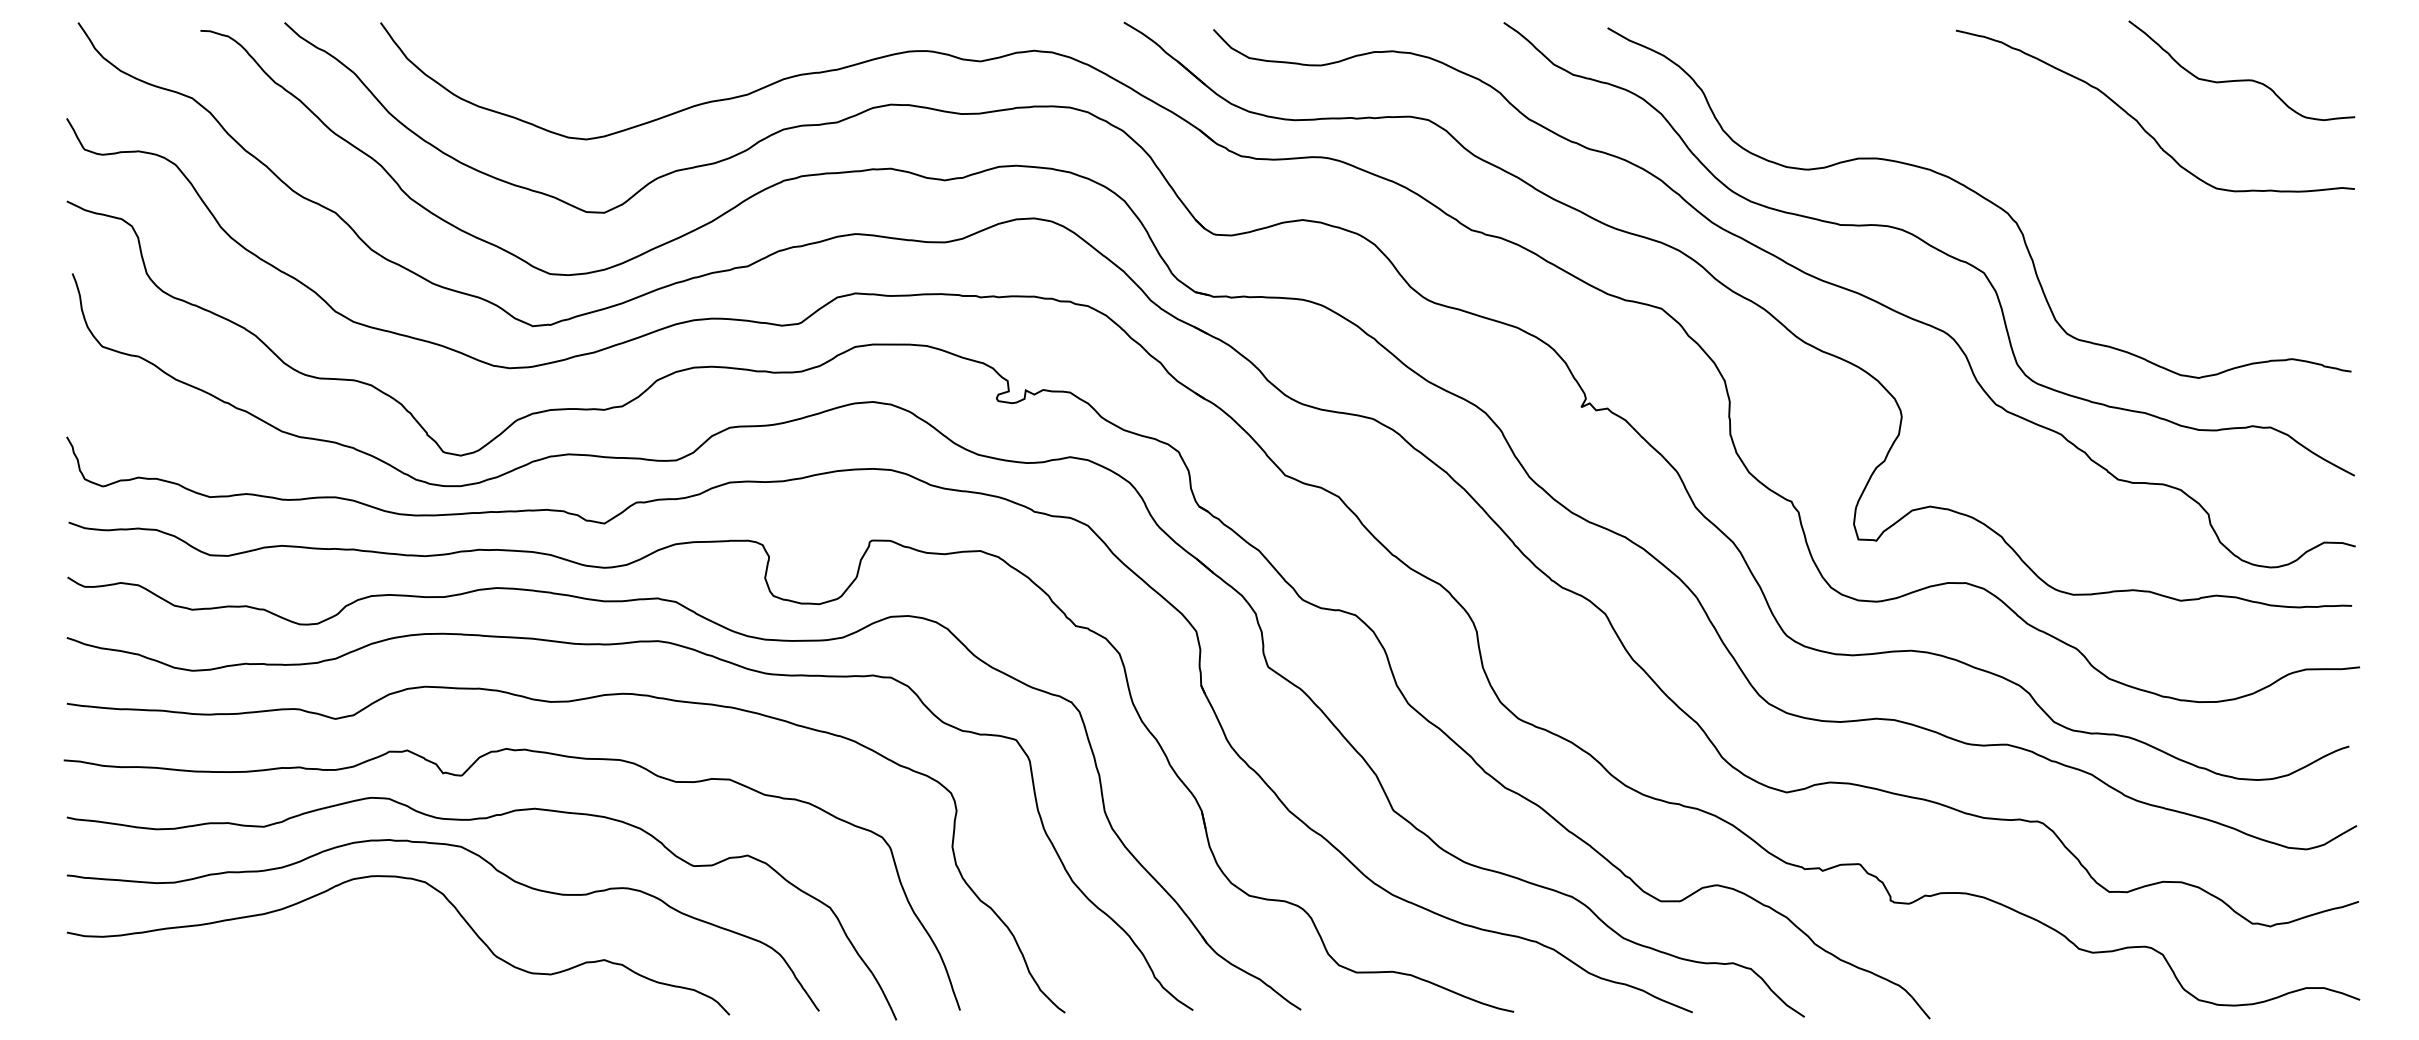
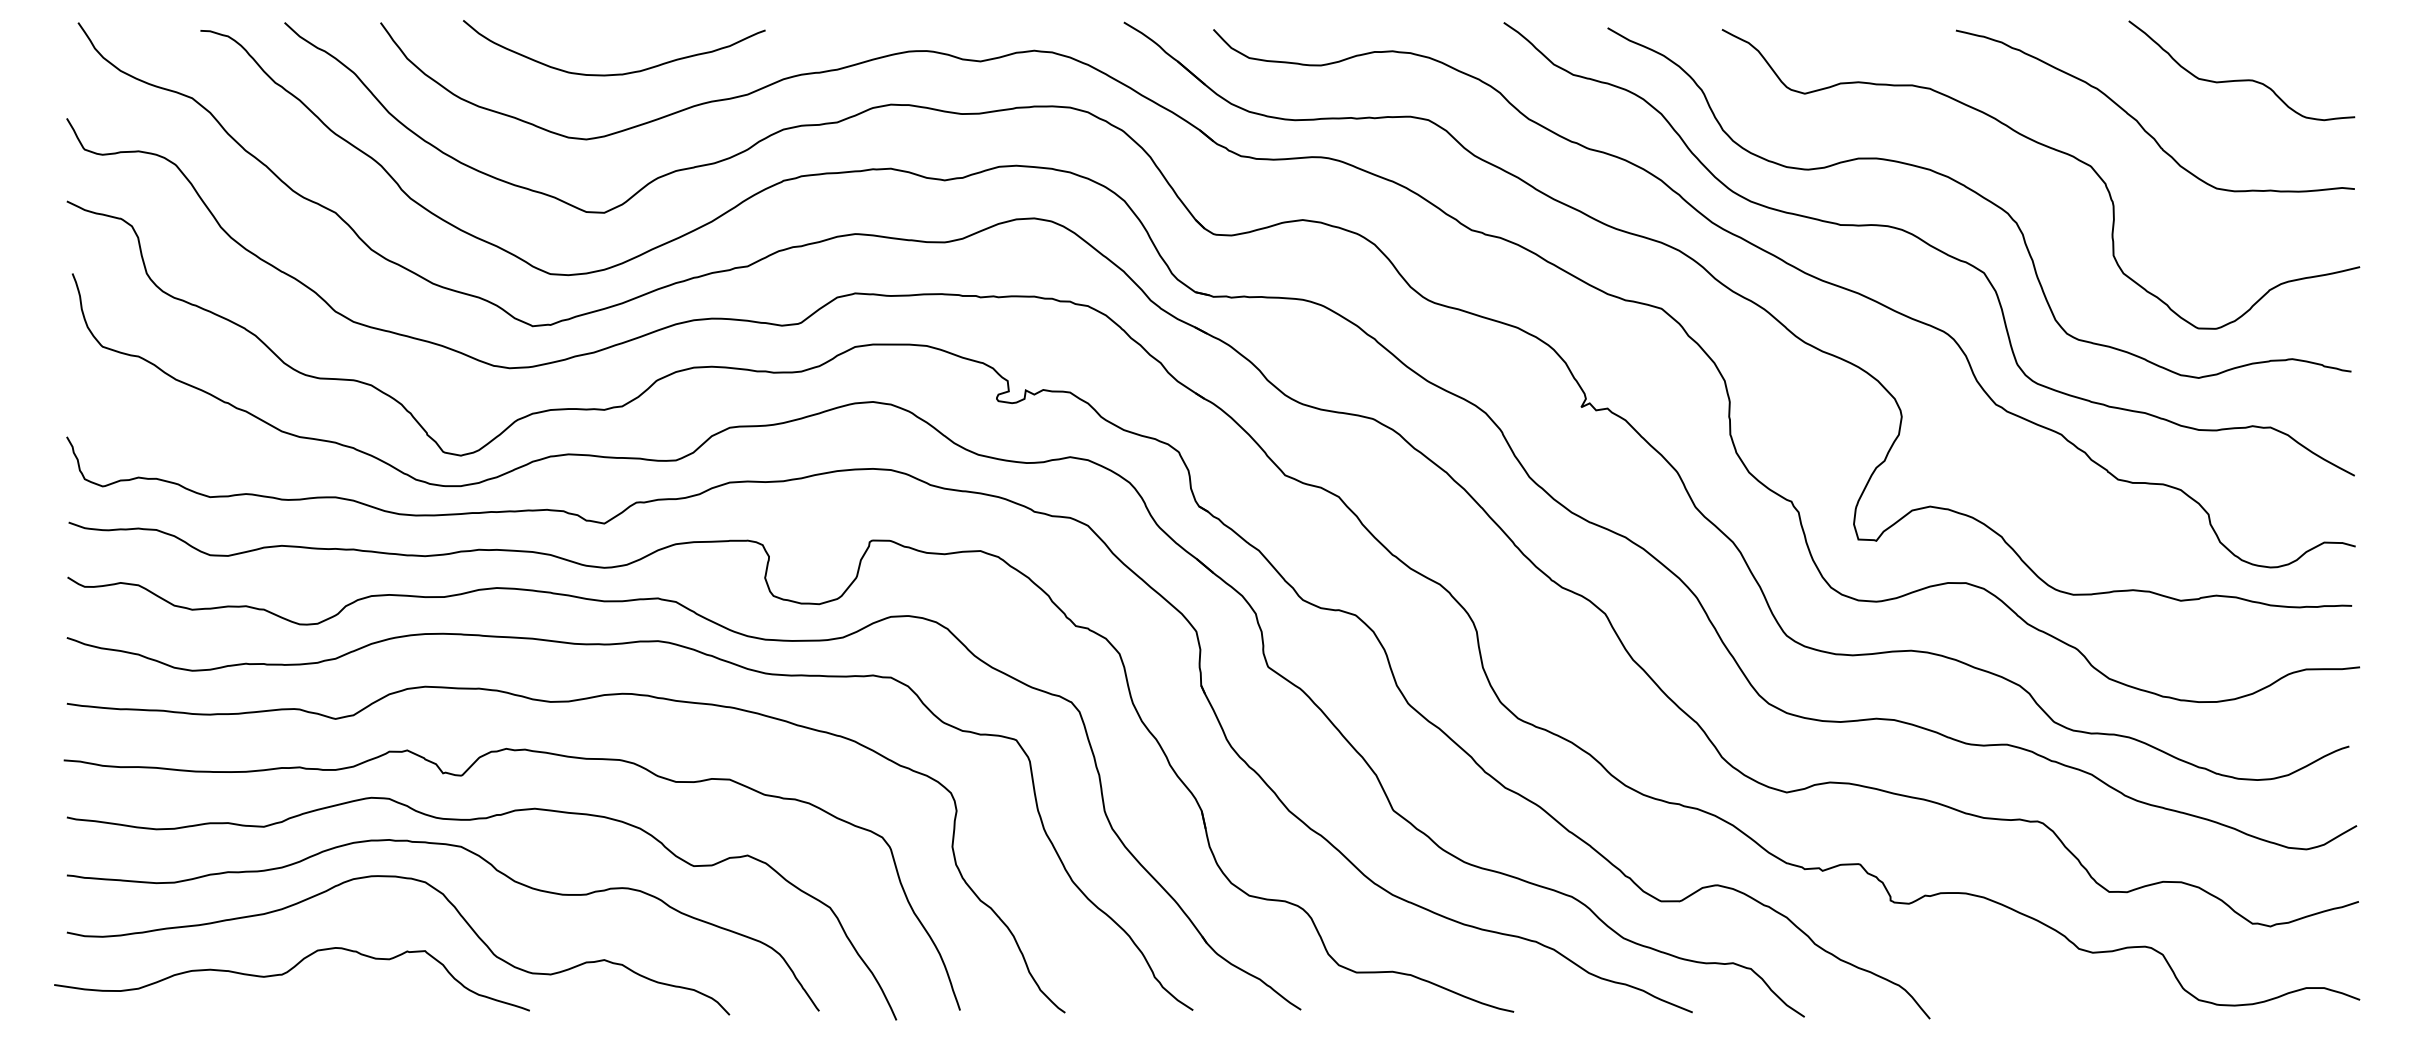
curve: none -> present (615, 73)
curve: none -> present (2051, 149)
curve: none -> present (287, 973)
